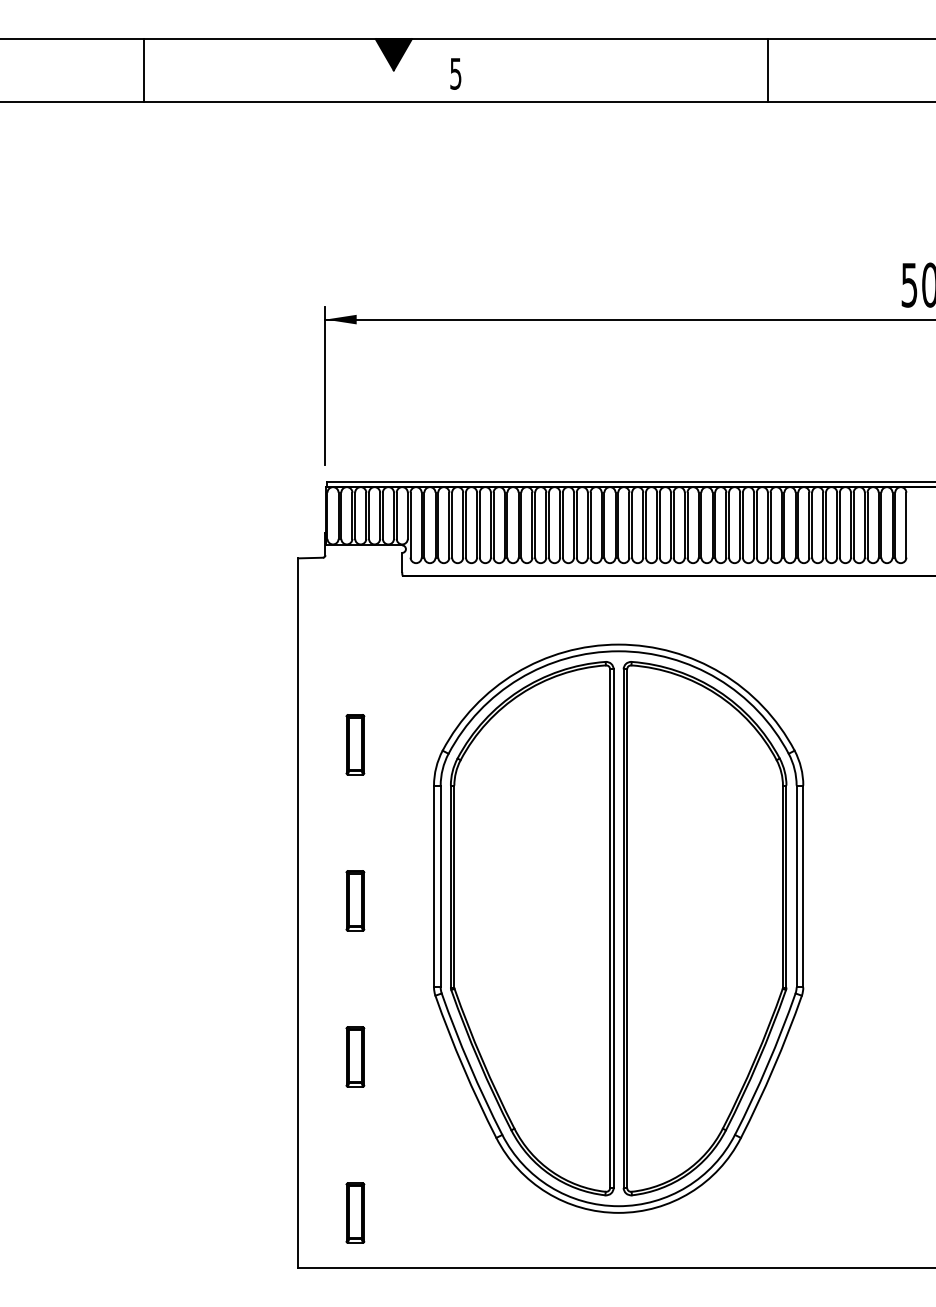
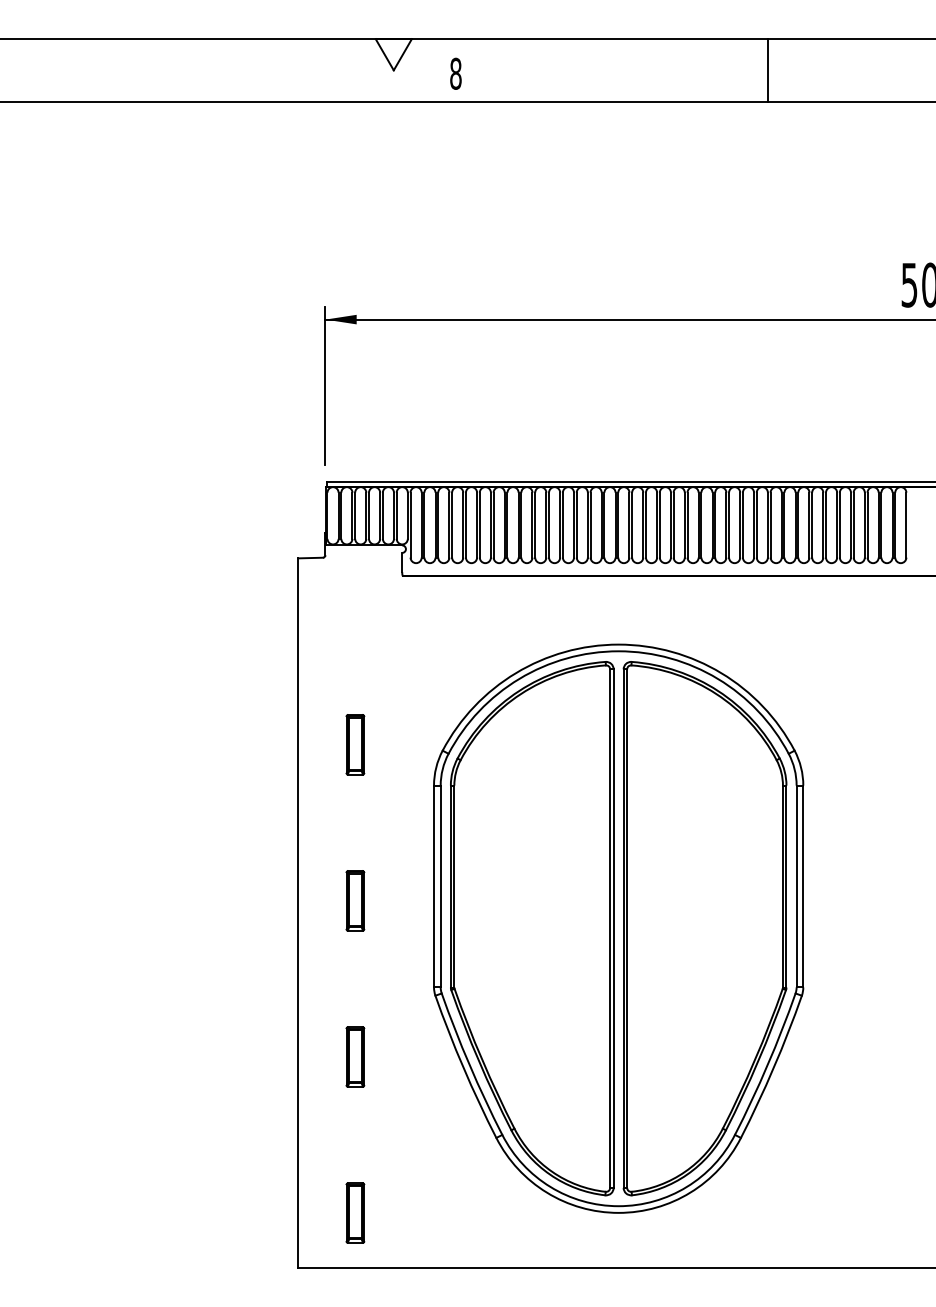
fill: present -> none (393, 54)
line: present -> none (144, 70)
text: 5 -> 8 (455, 73)
